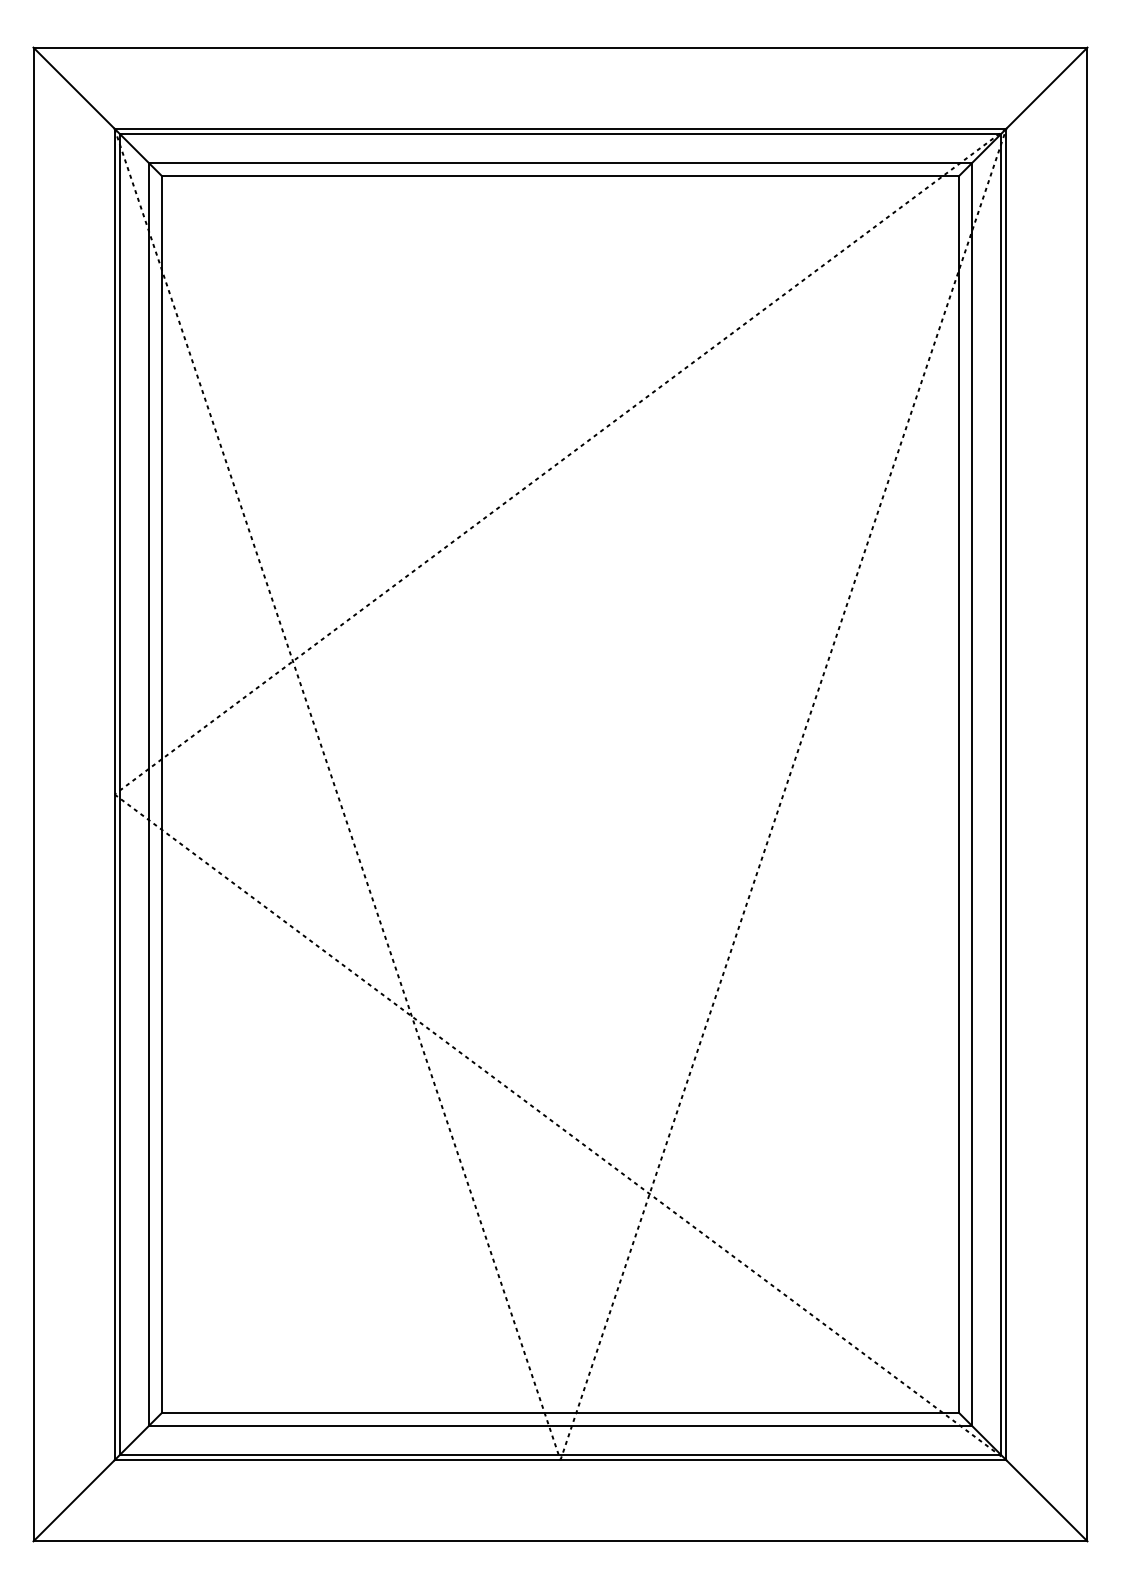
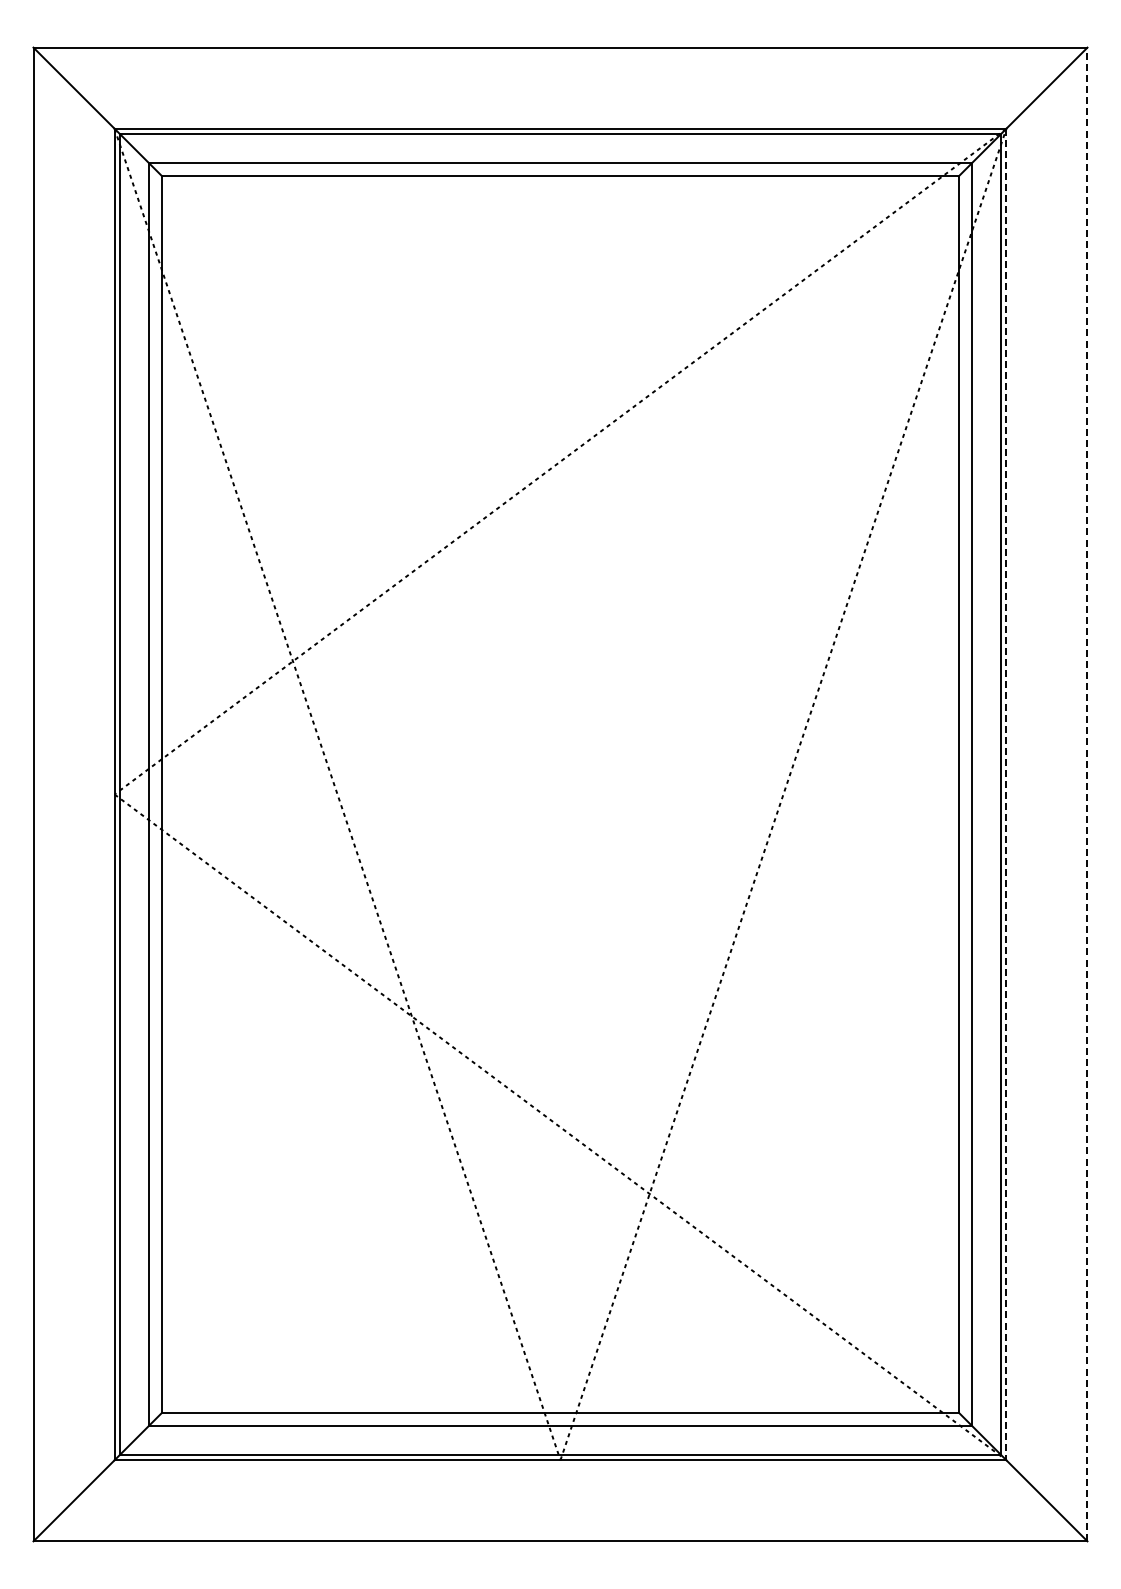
line: solid -> dashed (1006, 794)
line: solid -> dashed (1087, 794)
